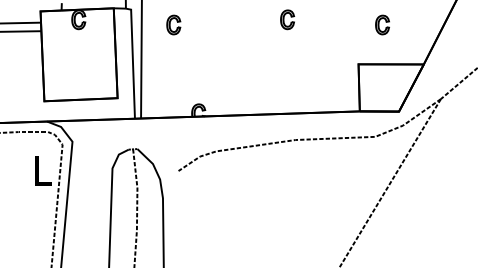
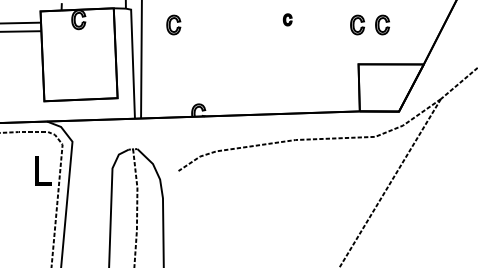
part size: 16x22 px -> 11x14 px (287, 19)
part: none -> present (357, 24)
